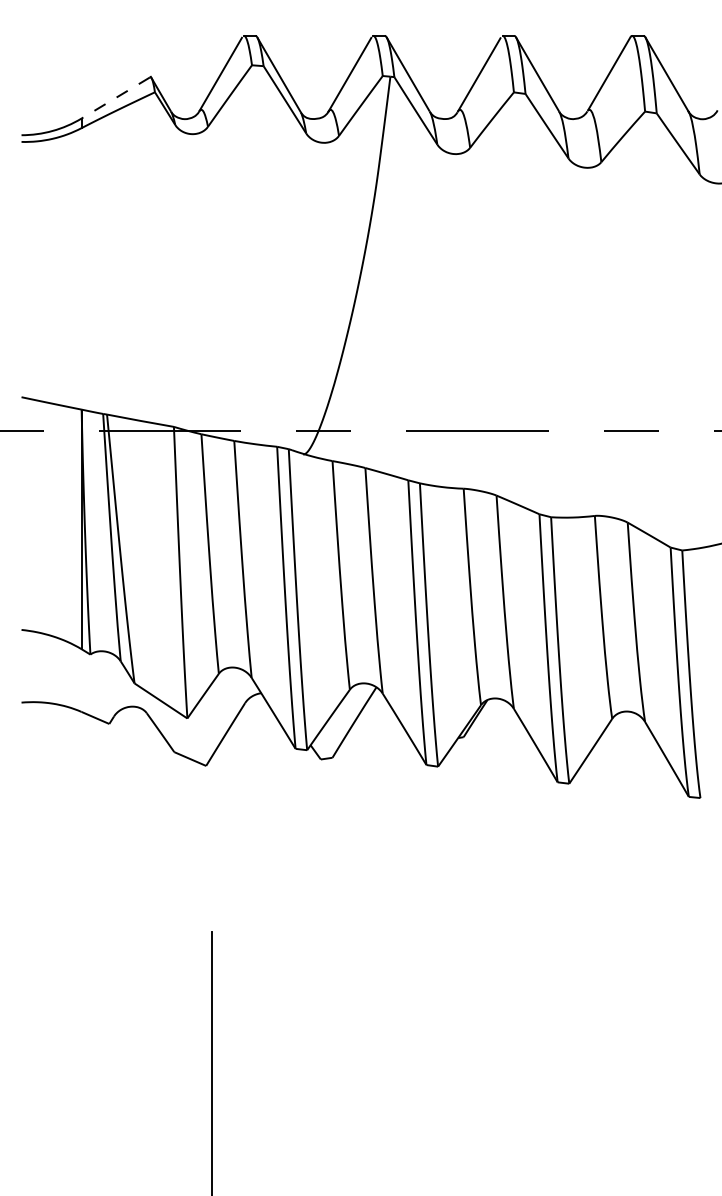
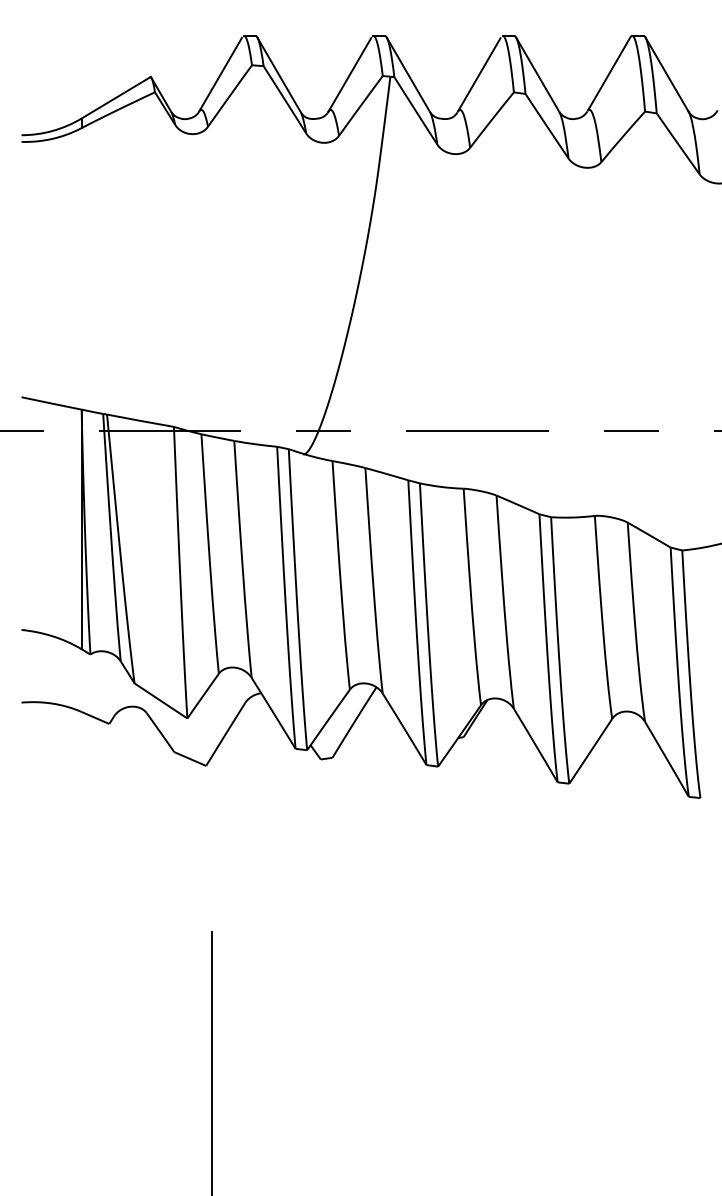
line: dashed -> solid (115, 98)
